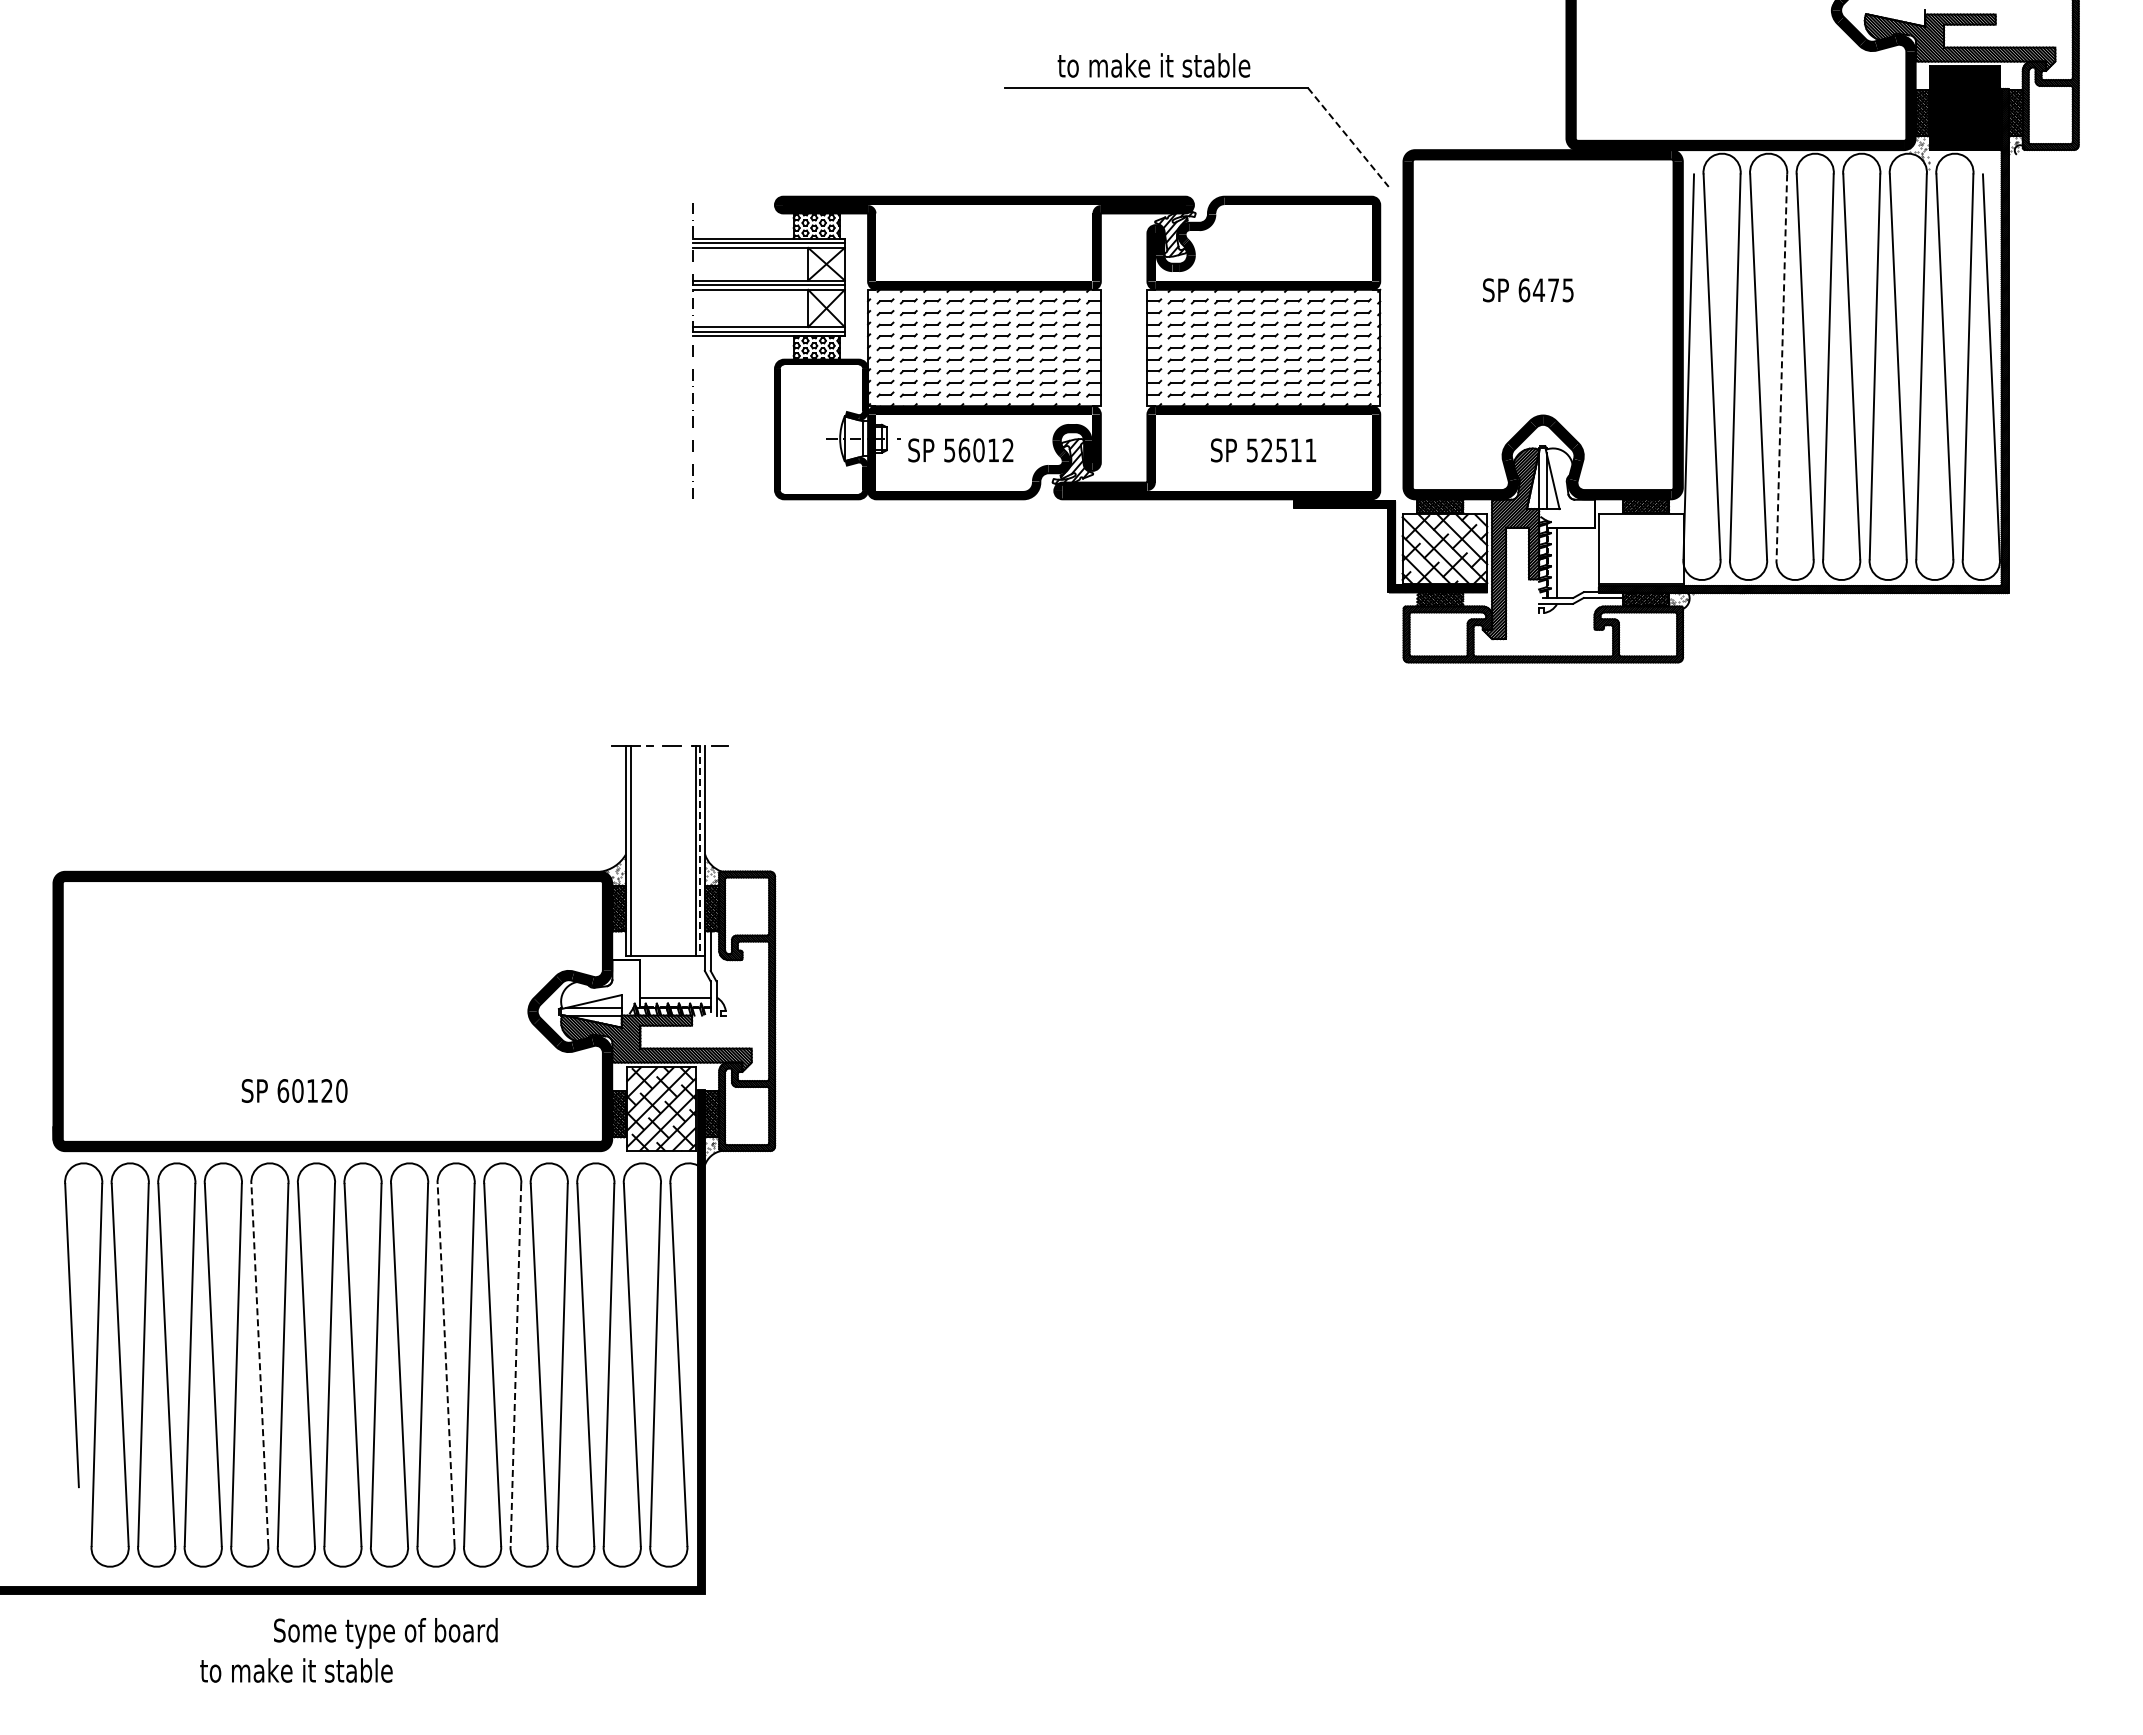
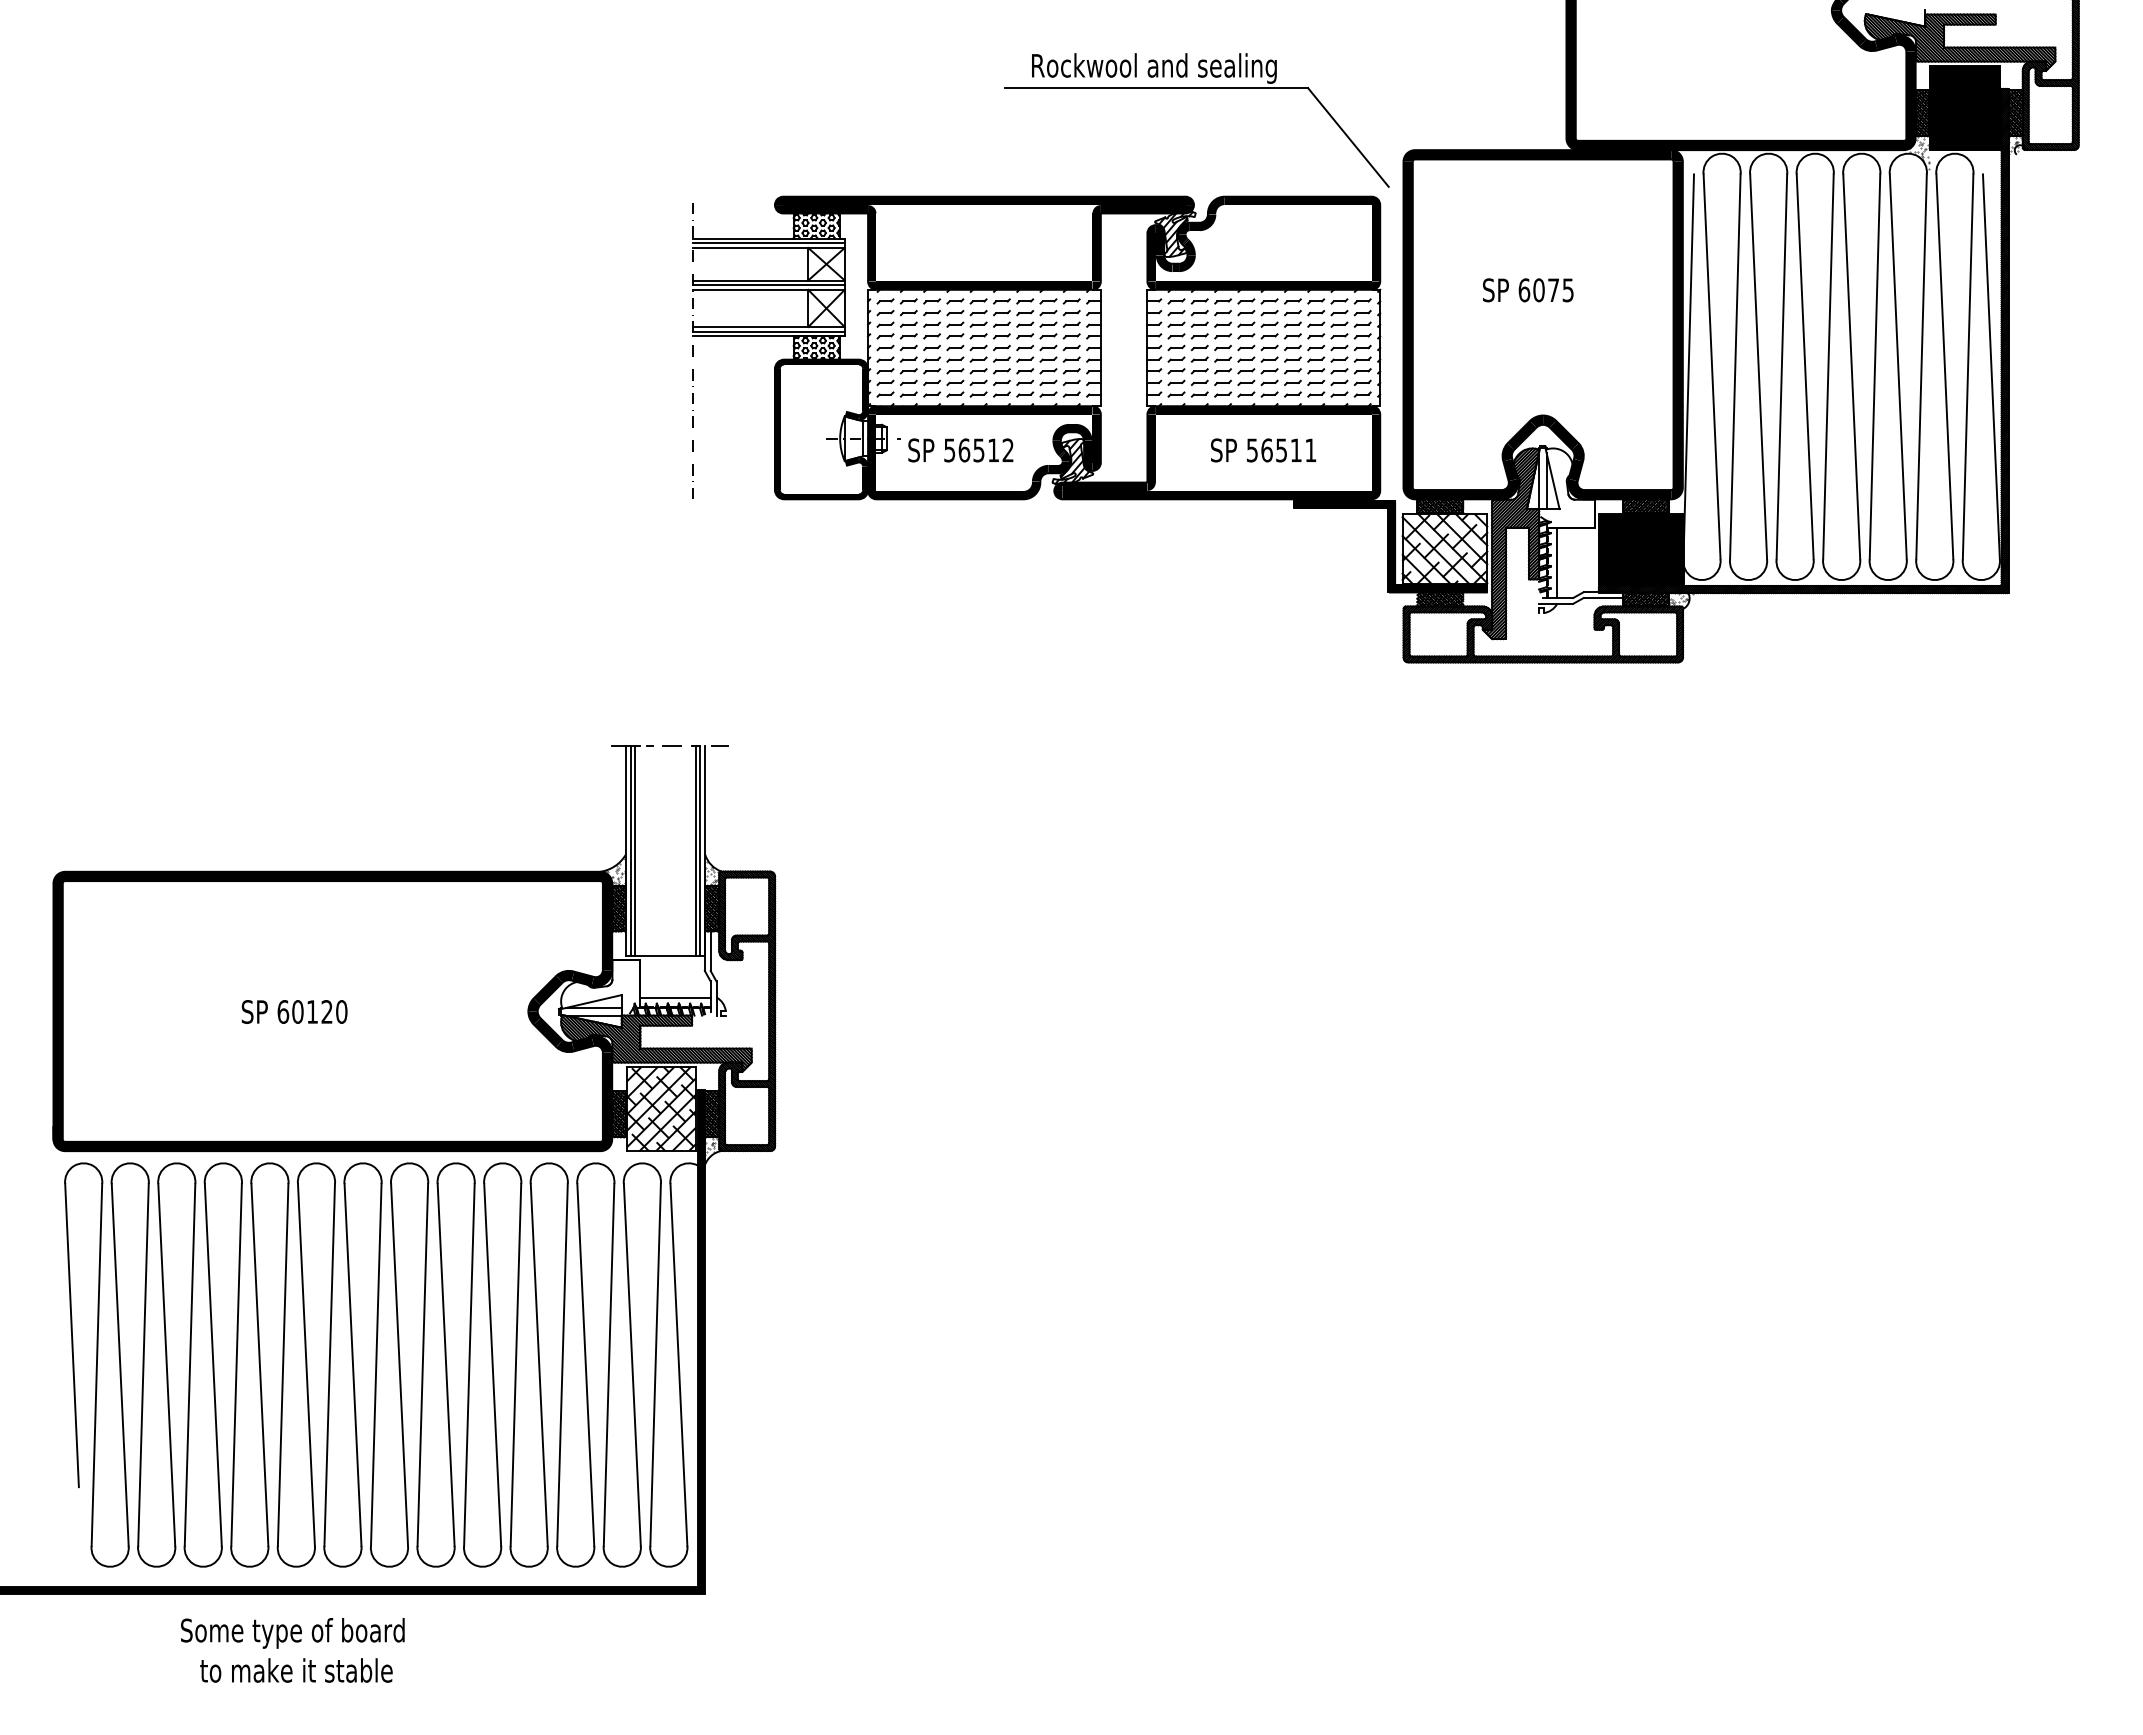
text: to make it stable -> Rockwool and sealing (1154, 68)
line: dashed -> solid (1348, 137)
text: 6475 -> 6075 (1538, 290)
line: dashed -> solid (1781, 366)
text: 56012 -> 56512 (978, 450)
text: 52511 -> 56511 (1266, 450)
hatch: none -> present (1641, 549)
line: none -> present (635, 850)
line: dashed -> solid (700, 850)
text position: (294, 1090) -> (294, 1011) (294, 1011)
line: dashed -> solid (259, 1364)
line: dashed -> solid (446, 1364)
line: dashed -> solid (515, 1365)
text position: (385, 1633) -> (292, 1633) (292, 1633)
